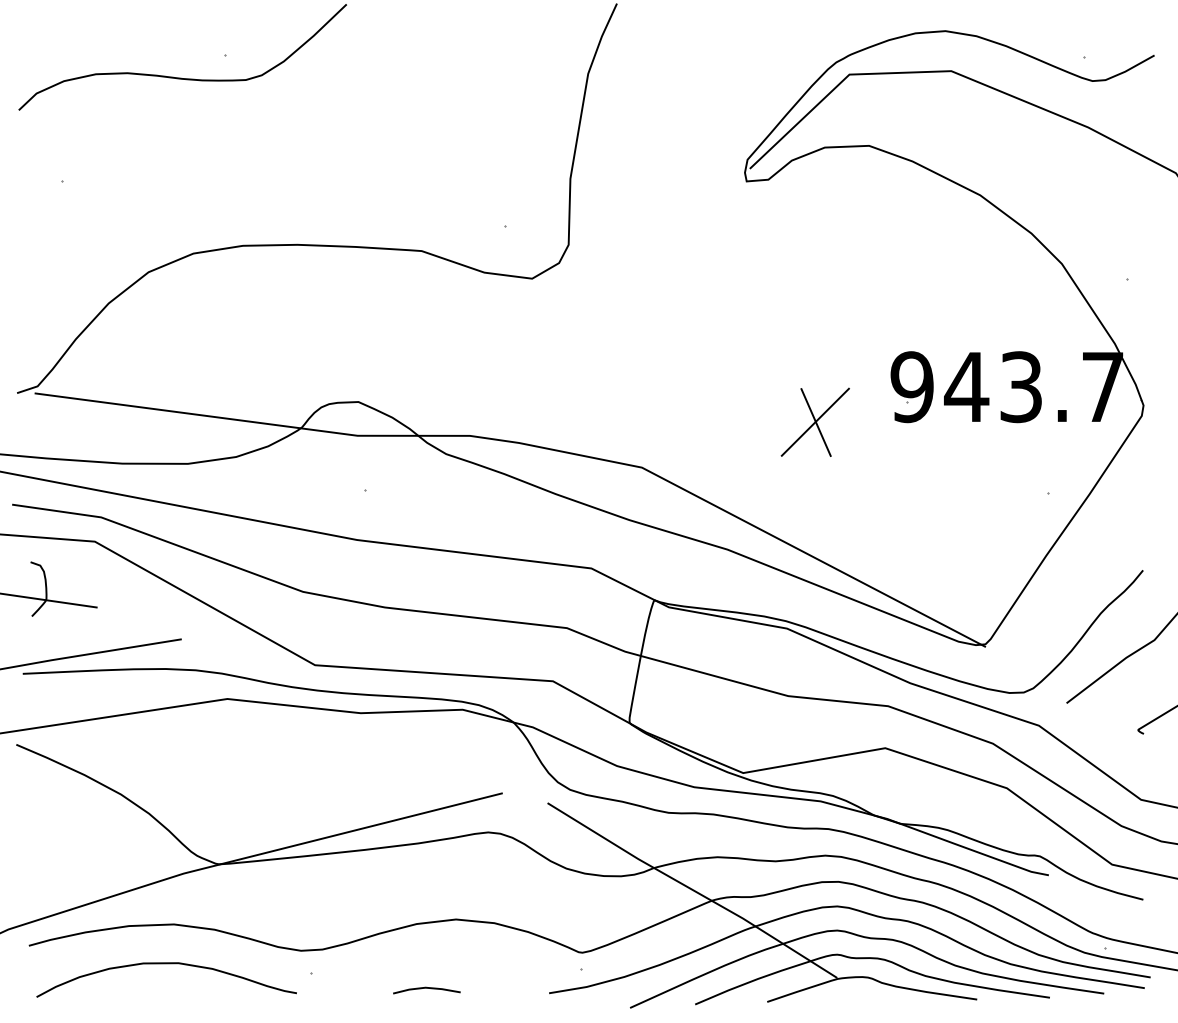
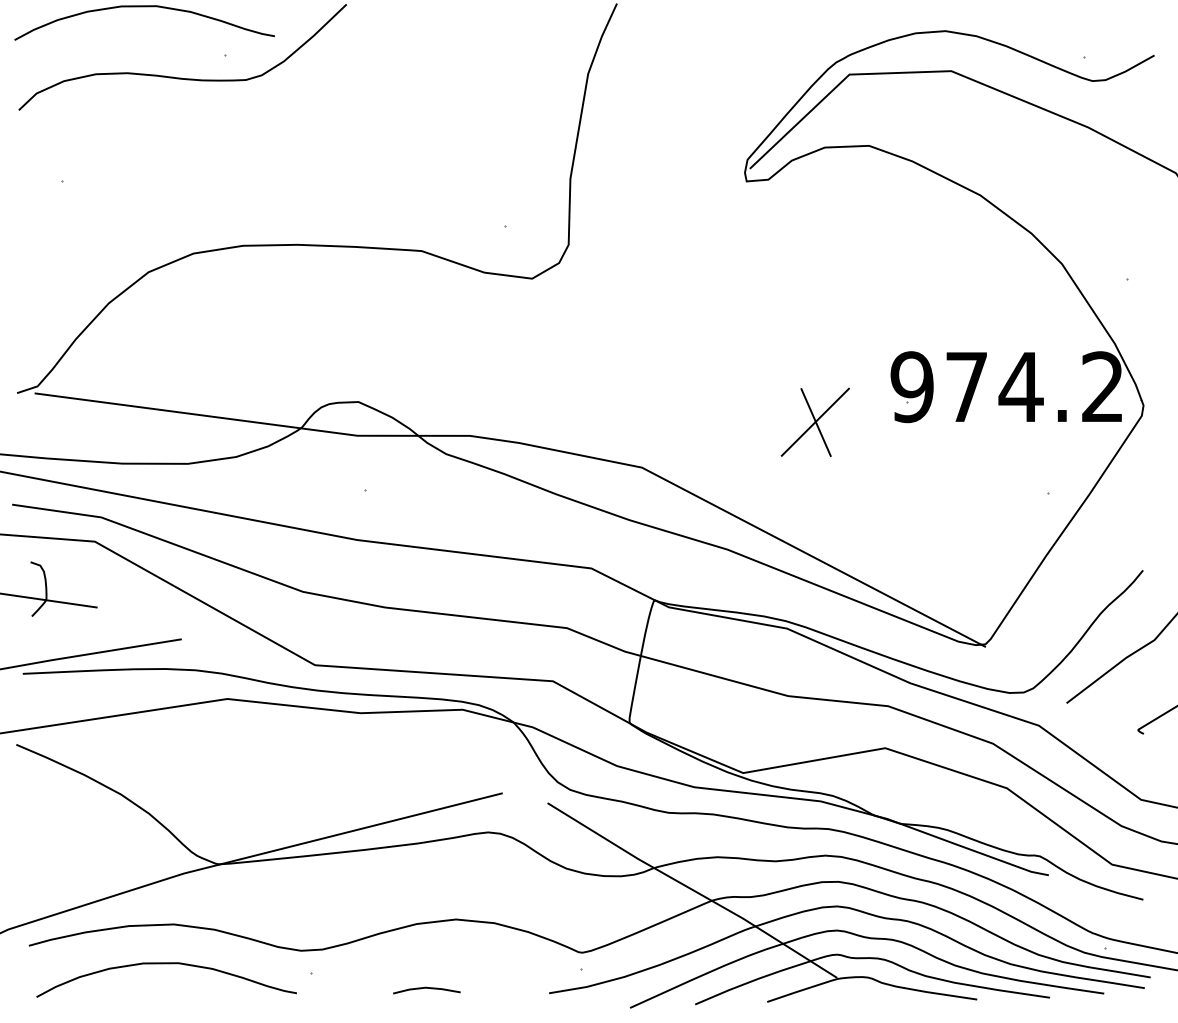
curve: none -> present (144, 7)
text: 943.7 -> 974.2 (1033, 387)
